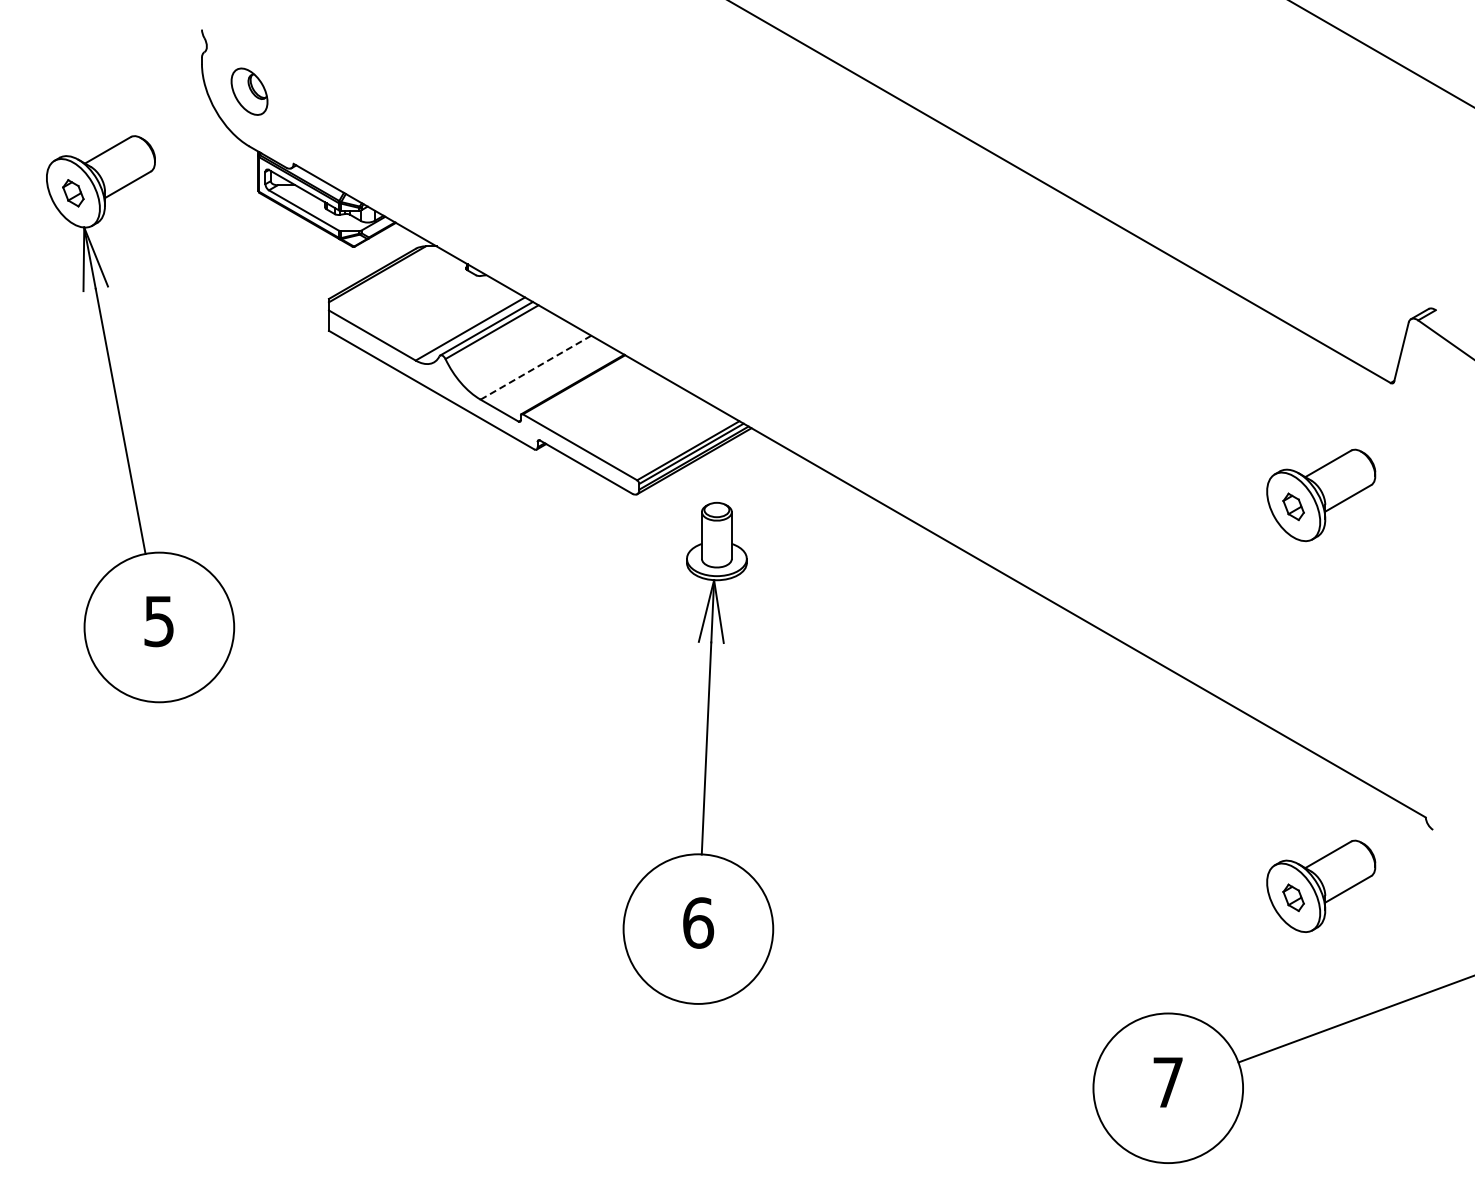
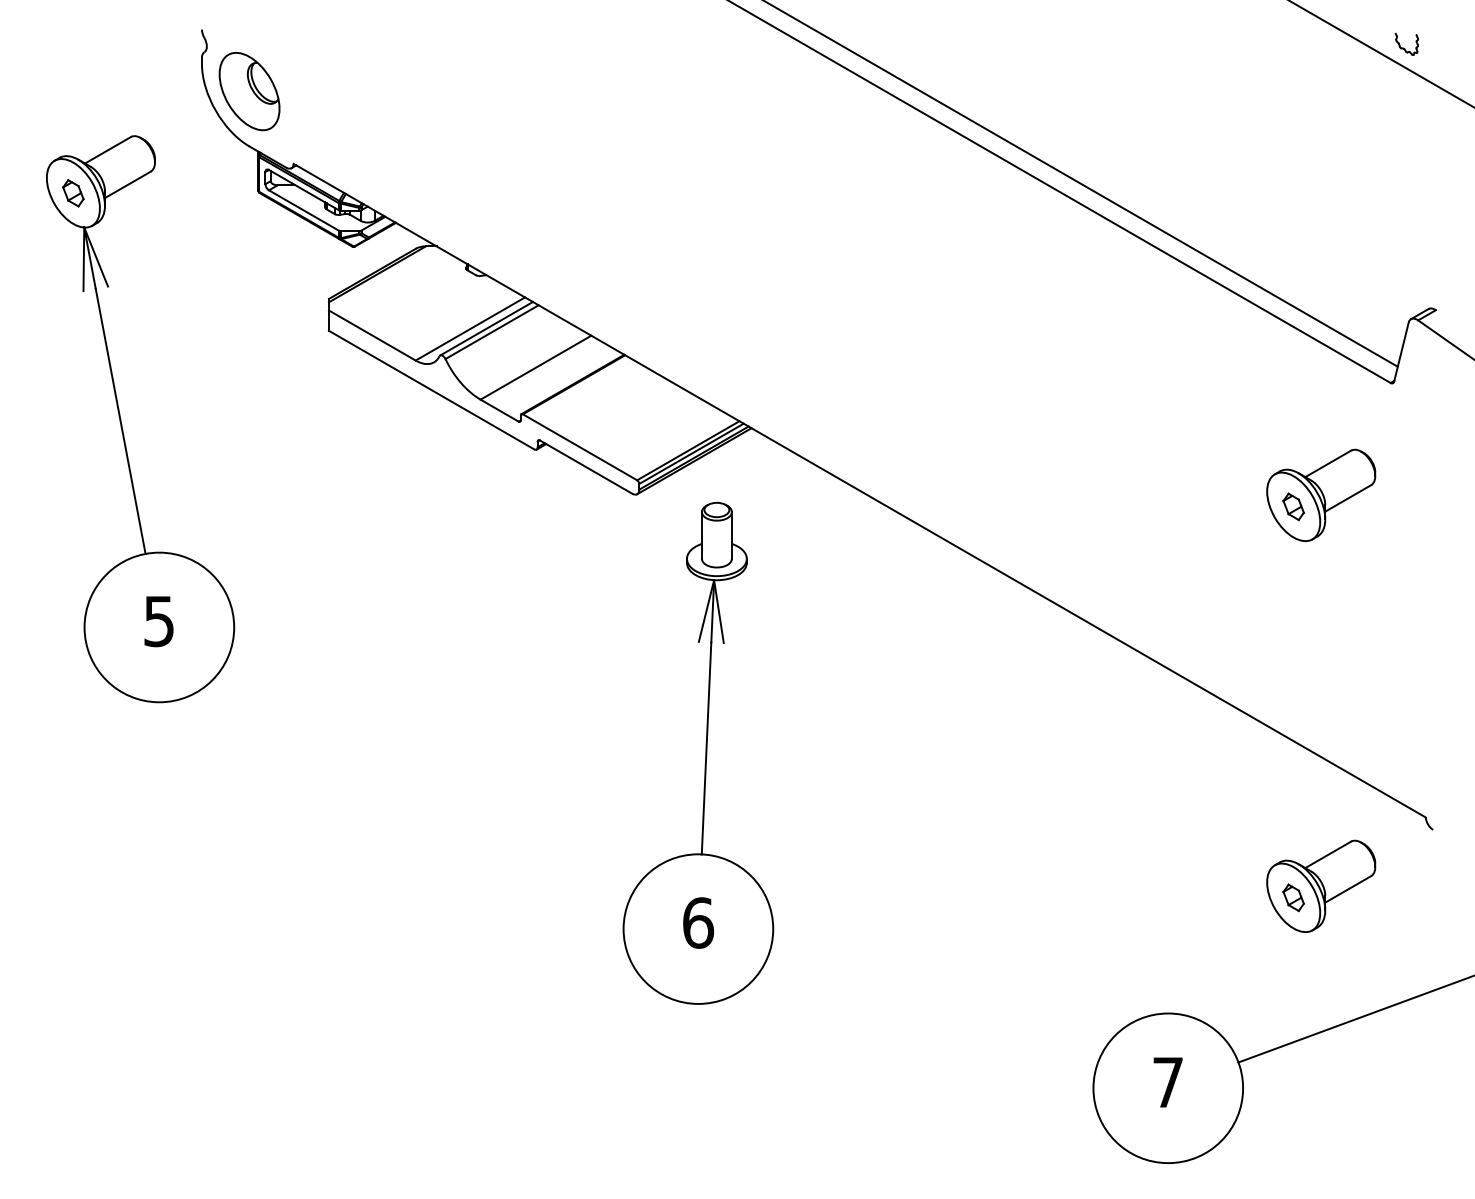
part: none -> present (1406, 43)
part size: 39x49 px -> 63x80 px (249, 91)
line: none -> present (1081, 184)
line: dashed -> solid (535, 367)
